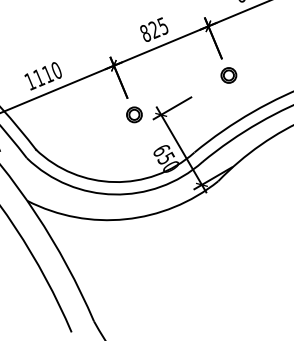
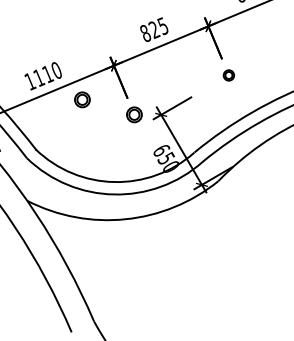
part size: 18x17 px -> 13x13 px (228, 75)
part: none -> present (82, 99)
